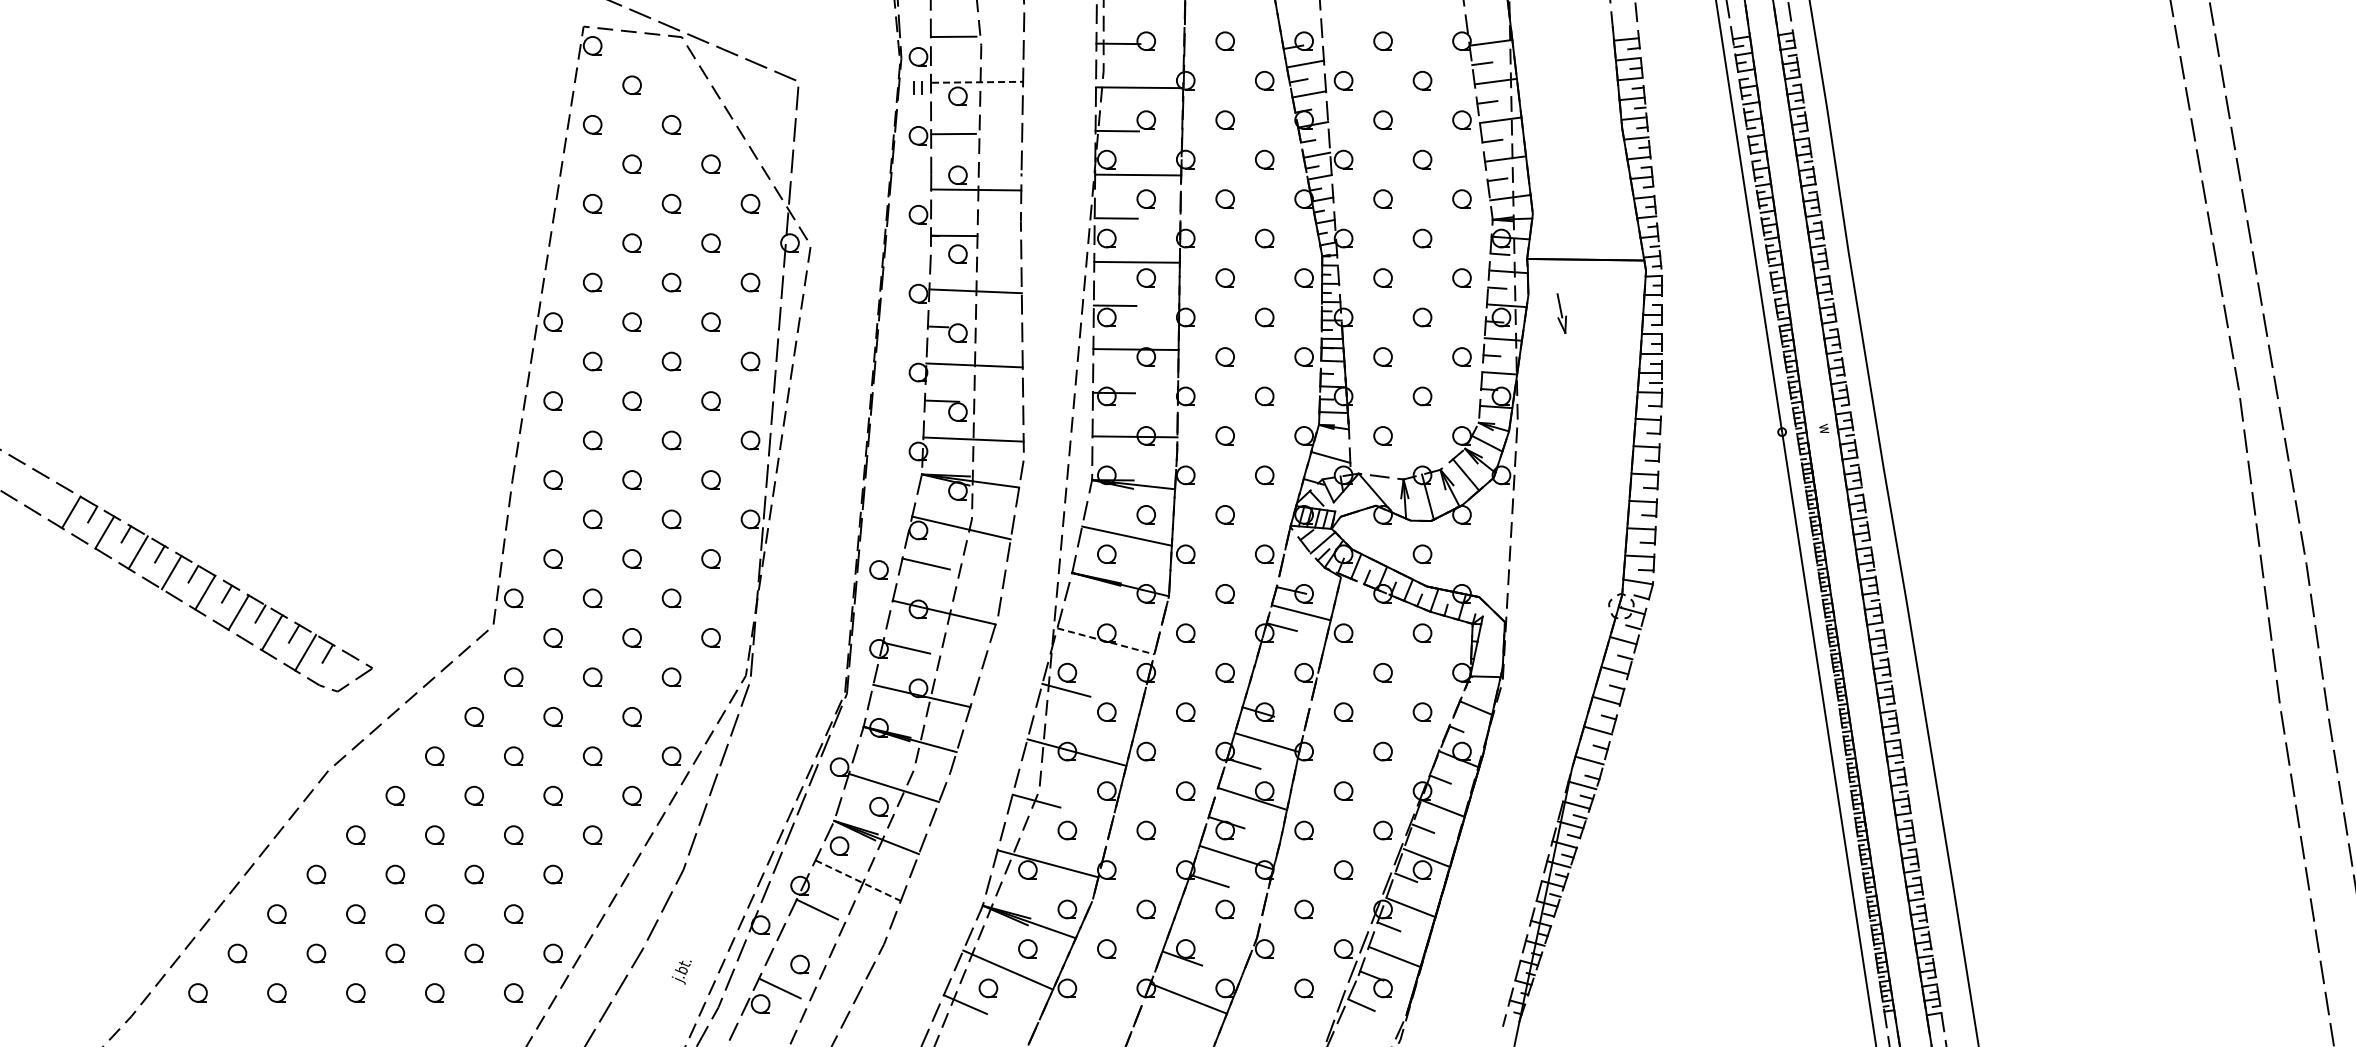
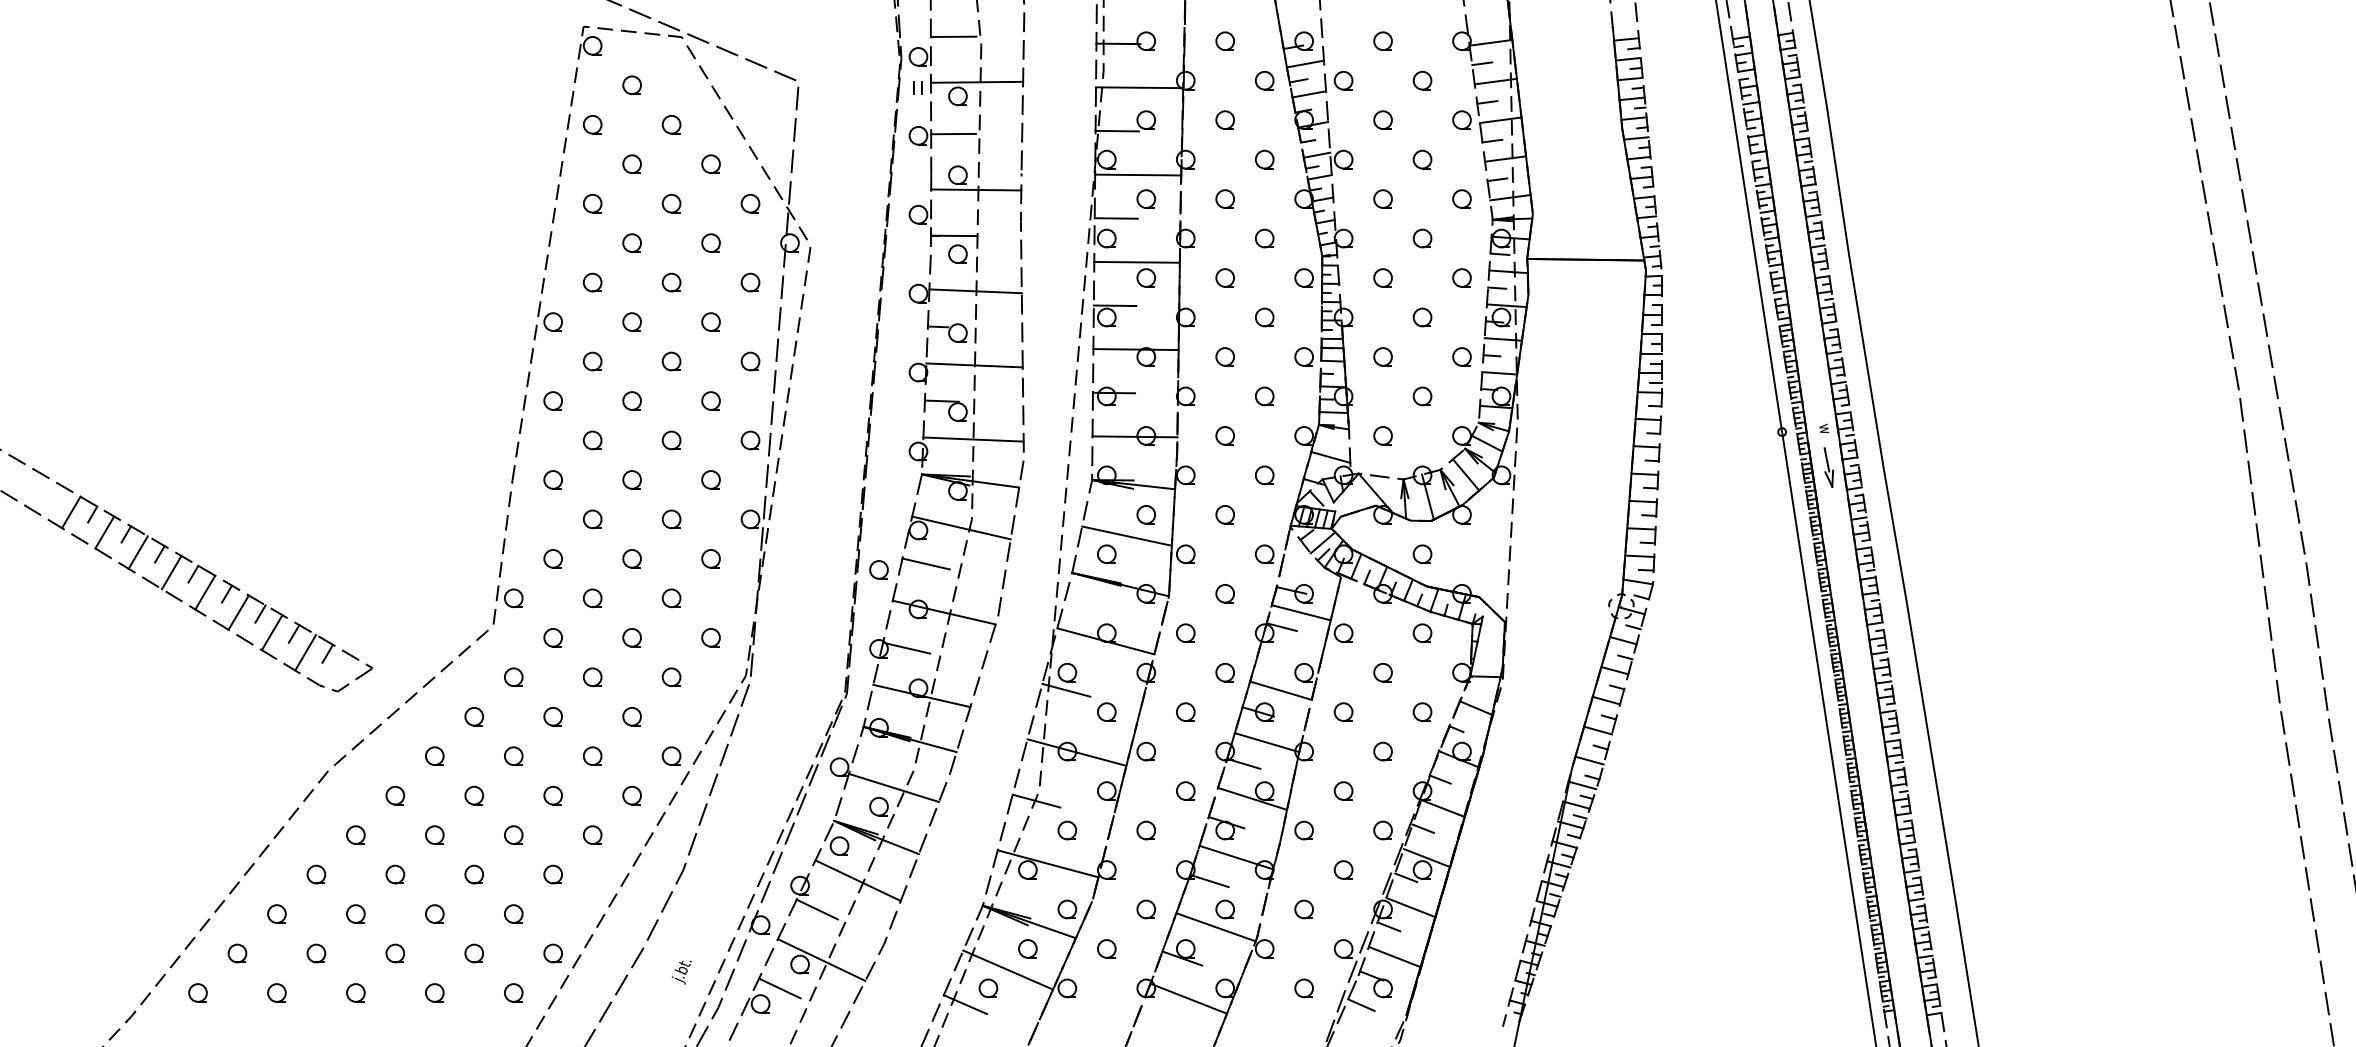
line: dashed -> solid (977, 82)
part position: (1561, 313) -> (1828, 467) (1828, 467)
line: dashed -> solid (1106, 641)
line: none -> present (1280, 690)
line: dashed -> solid (858, 880)
line: none -> present (1215, 927)
line: none -> present (821, 959)
